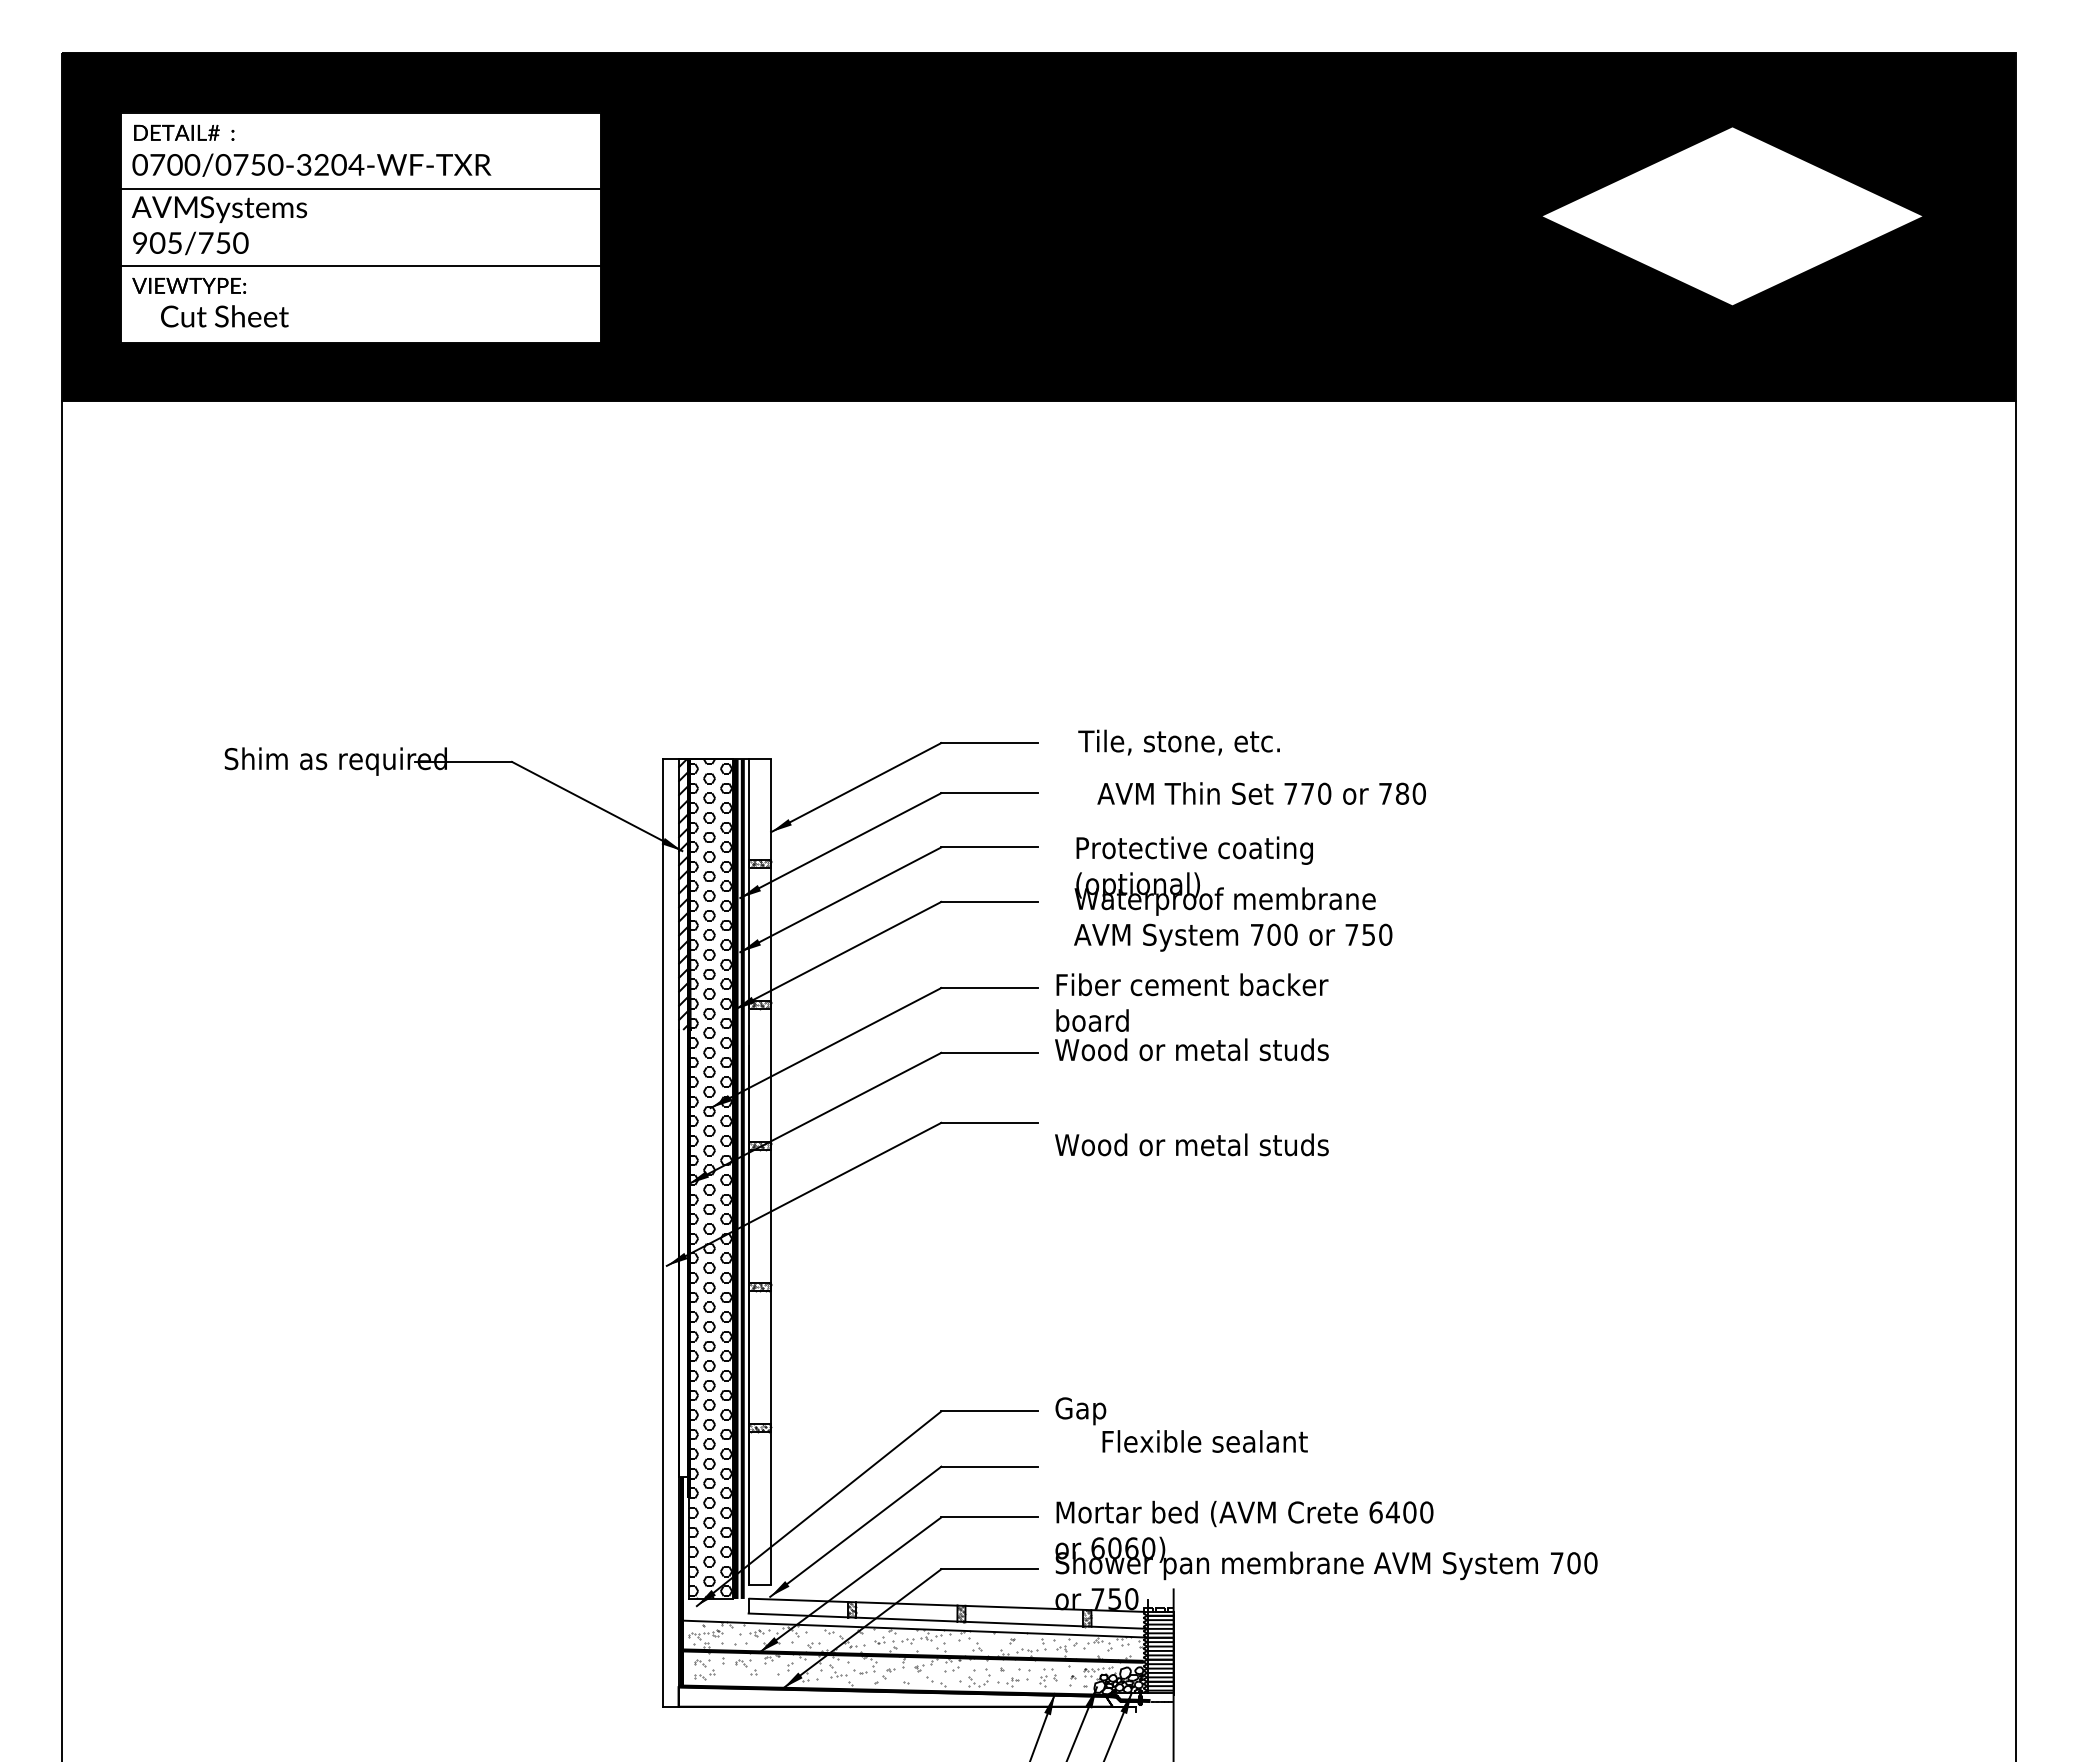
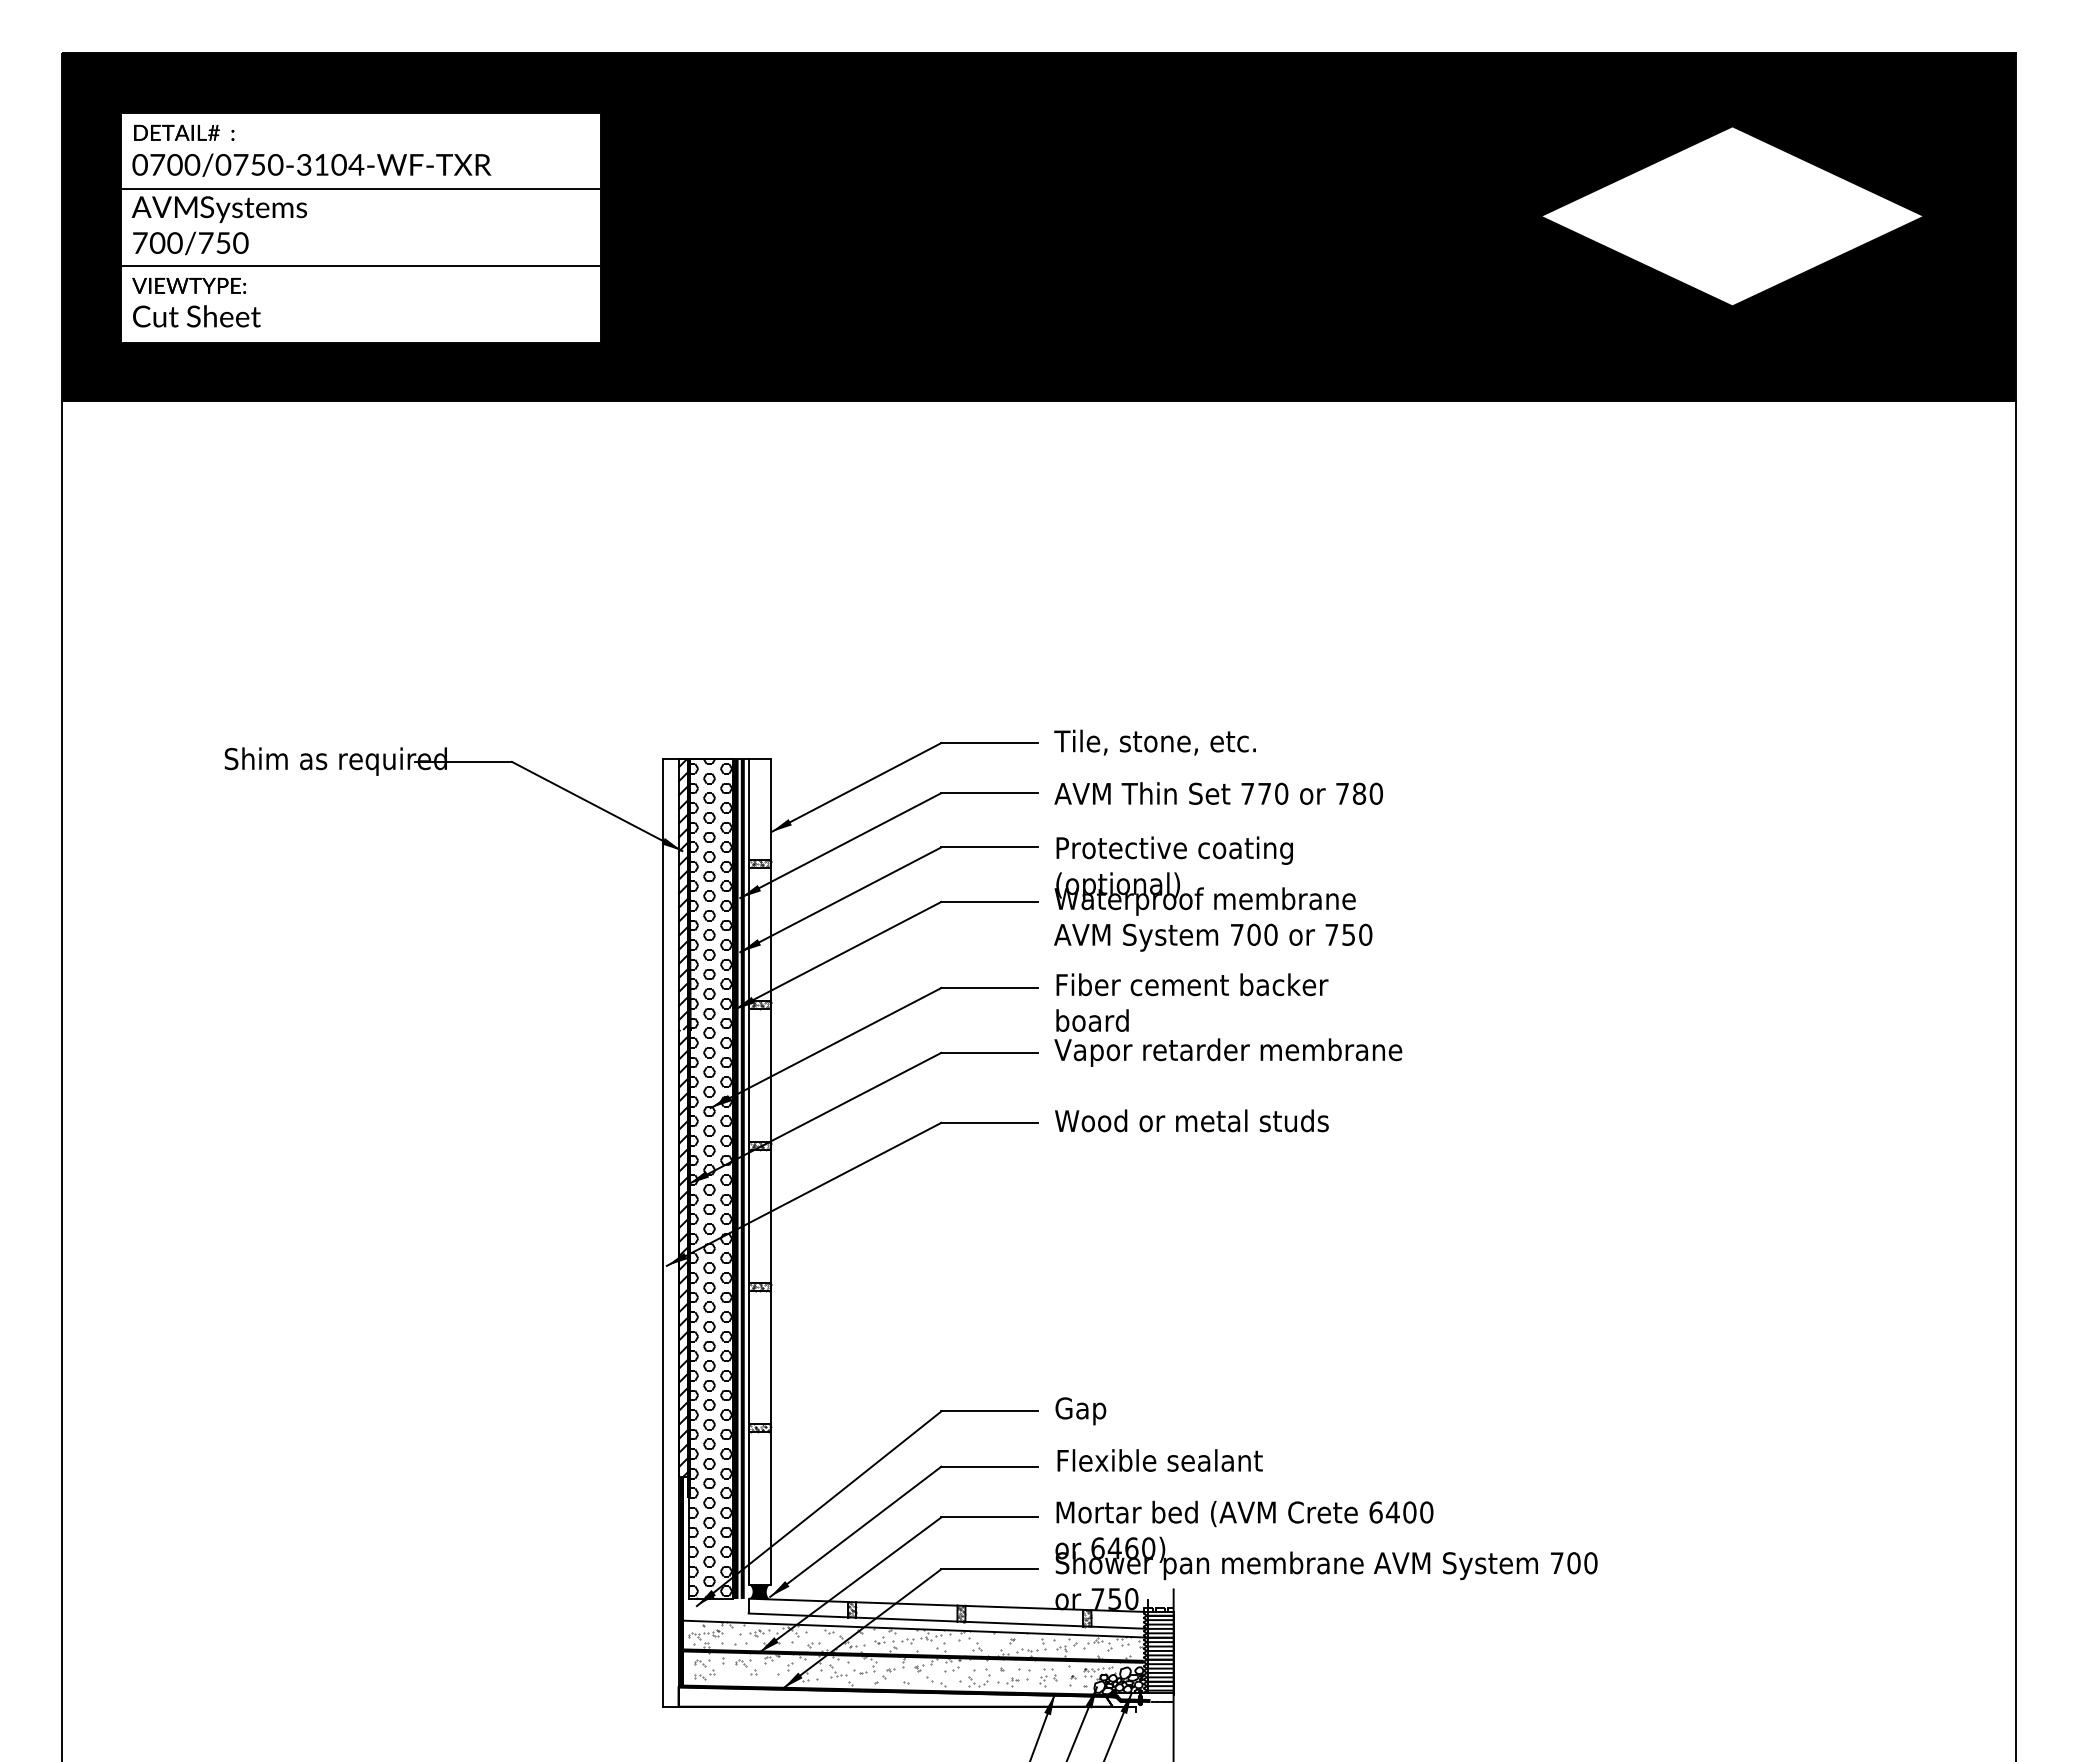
text: 0700/0750-3204-WF-TXR -> 0700/0750-3104-WF-TXR (321, 164)
text: 905/750 -> 700/750 (157, 242)
text position: (224, 316) -> (196, 316) (196, 316)
text position: (1178, 742) -> (1154, 742) (1154, 742)
text position: (1261, 793) -> (1218, 793) (1218, 793)
text position: (1233, 893) -> (1213, 893) (1213, 893)
text: Wood or metal studs -> Vapor retarder membrane (1228, 1052)
text position: (1191, 1144) -> (1191, 1120) (1191, 1120)
hatch: none -> present (683, 1252)
text position: (1204, 1441) -> (1159, 1460) (1159, 1460)
text: 6060) -> 6460) (1114, 1548)
fill: none -> present (759, 1591)
